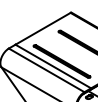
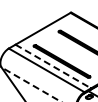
line: solid -> dashed (53, 66)
line: solid -> dashed (30, 84)
